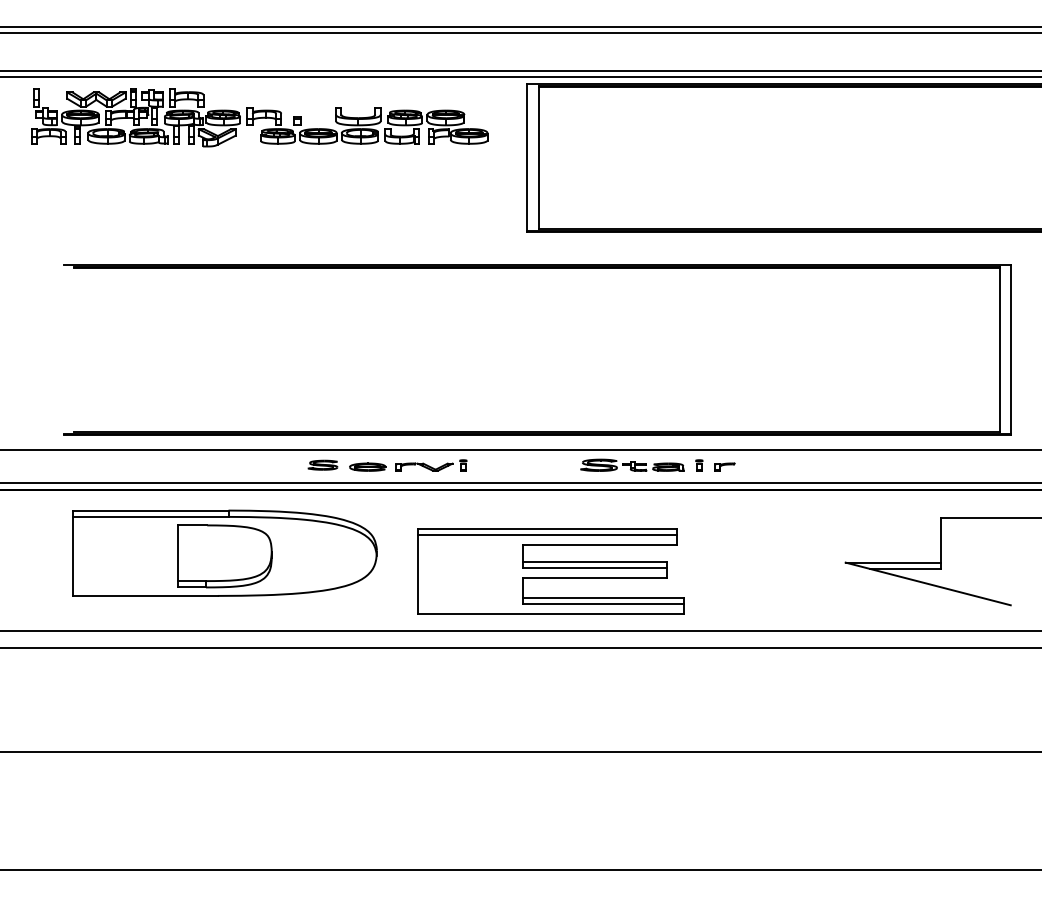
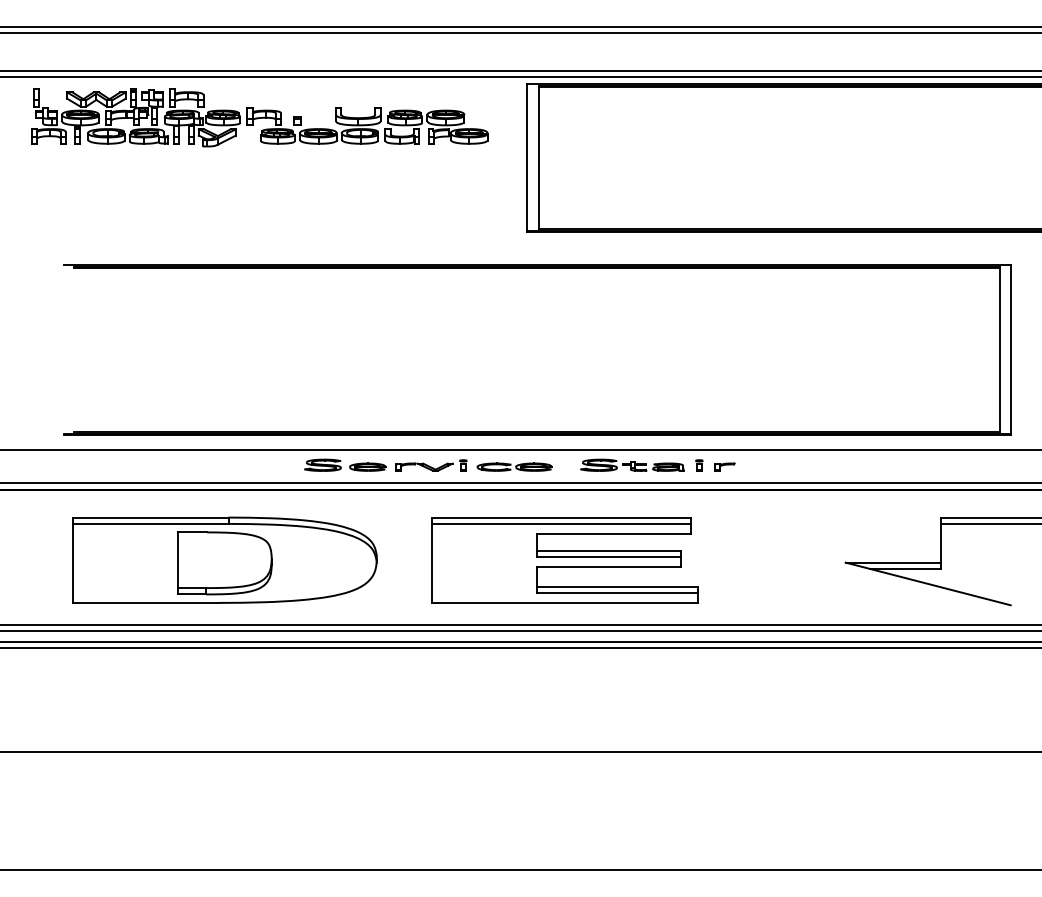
part size: 32x12 px -> 38x14 px (322, 464)
part: none -> present (514, 466)
line: none -> present (989, 523)
part position: (224, 552) -> (224, 559) (224, 559)
part position: (550, 571) -> (564, 560) (564, 560)
line: none -> present (520, 625)
line: none -> present (520, 641)
